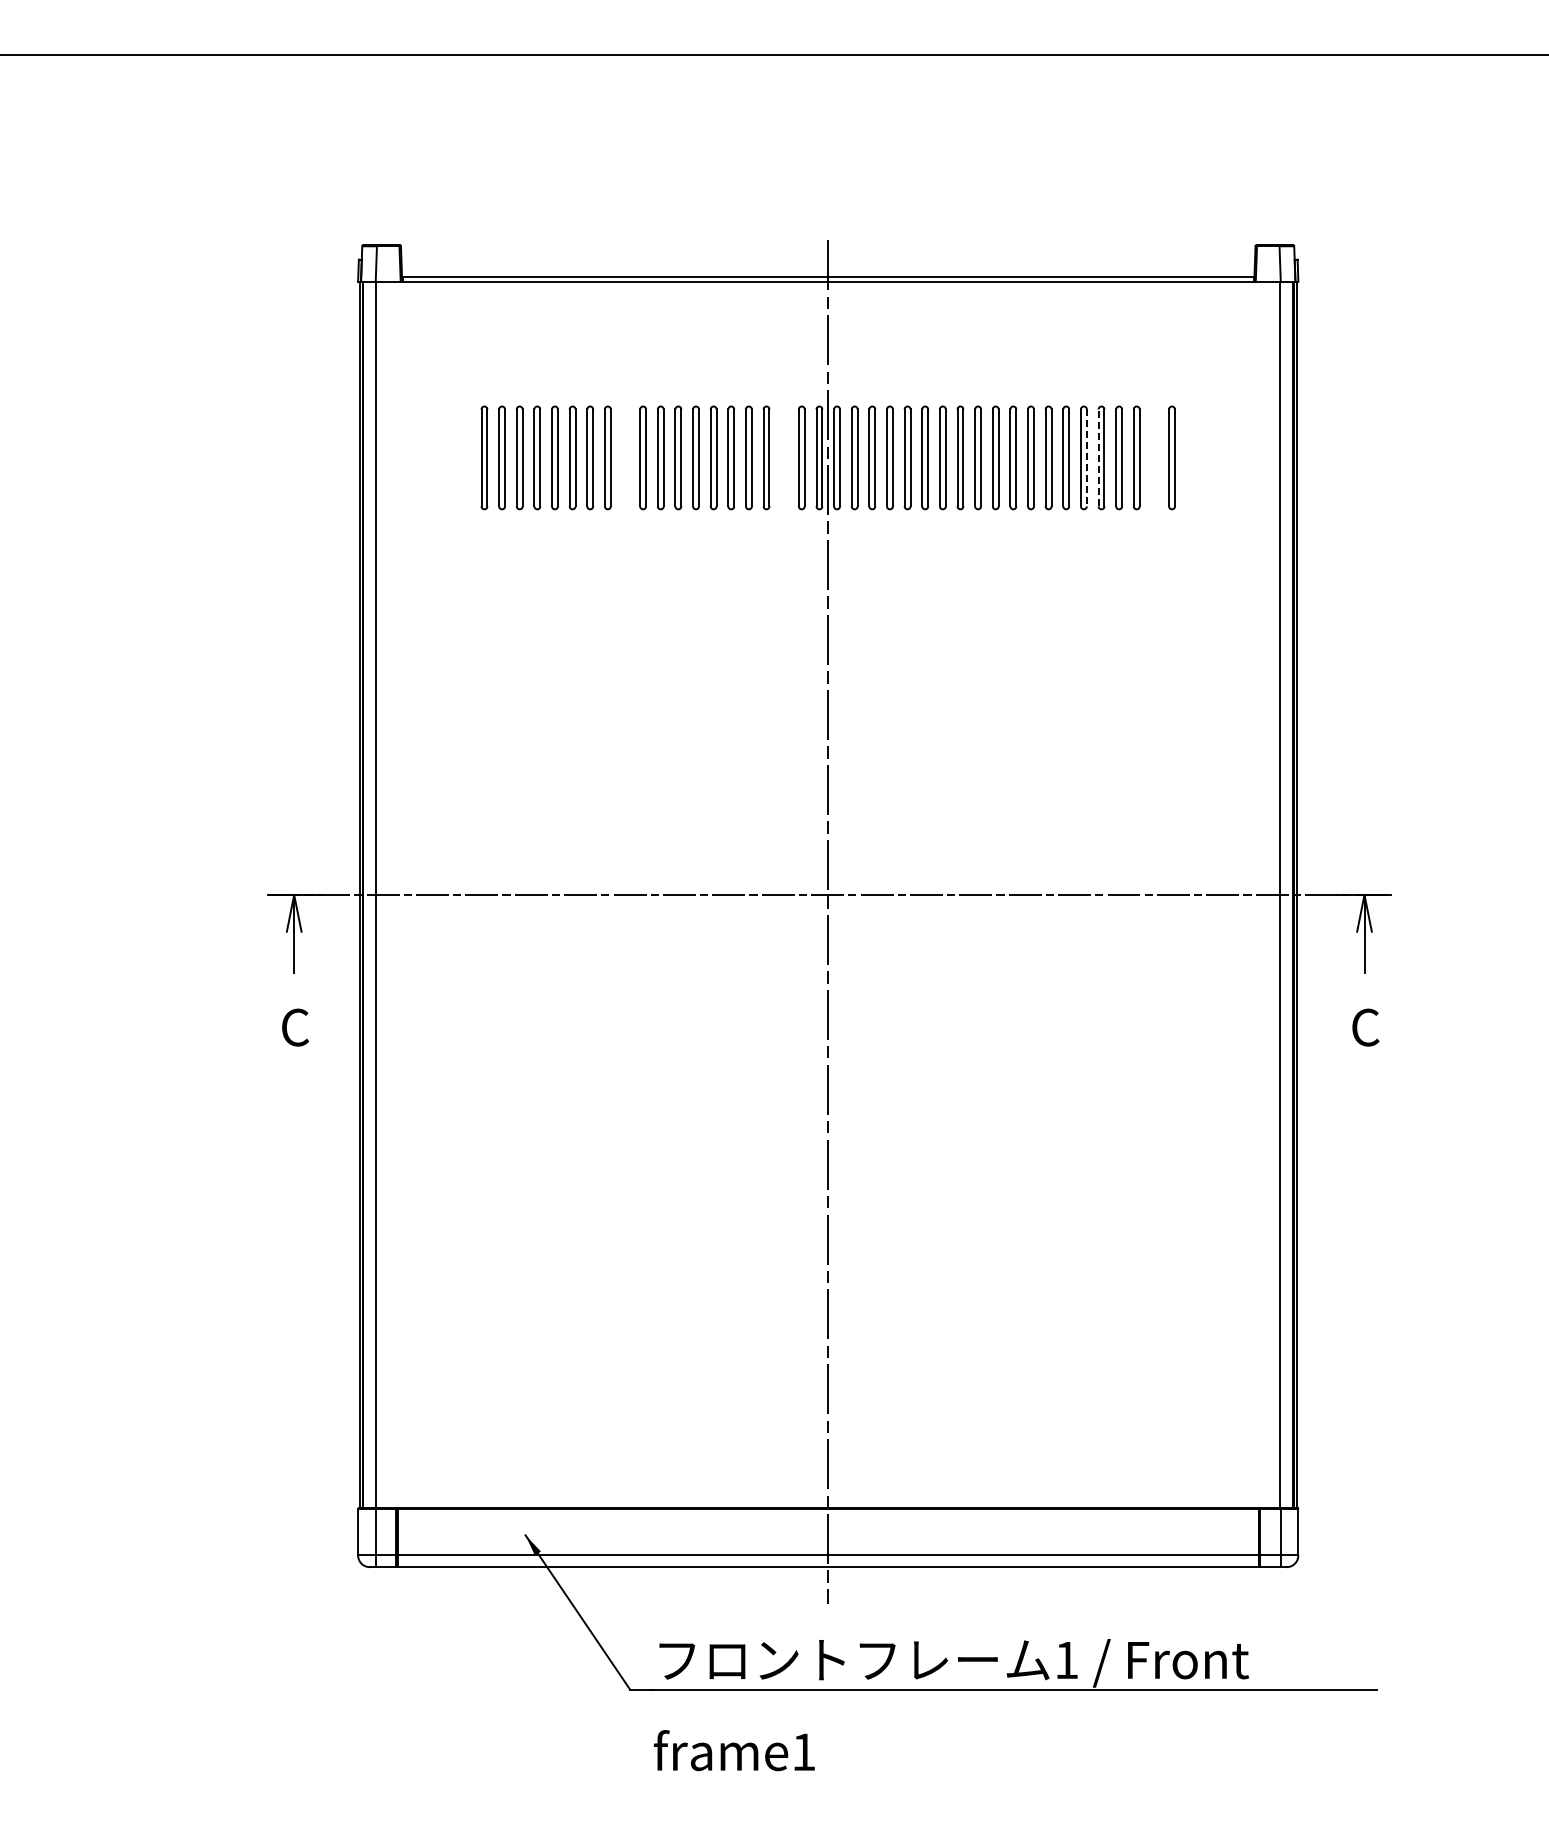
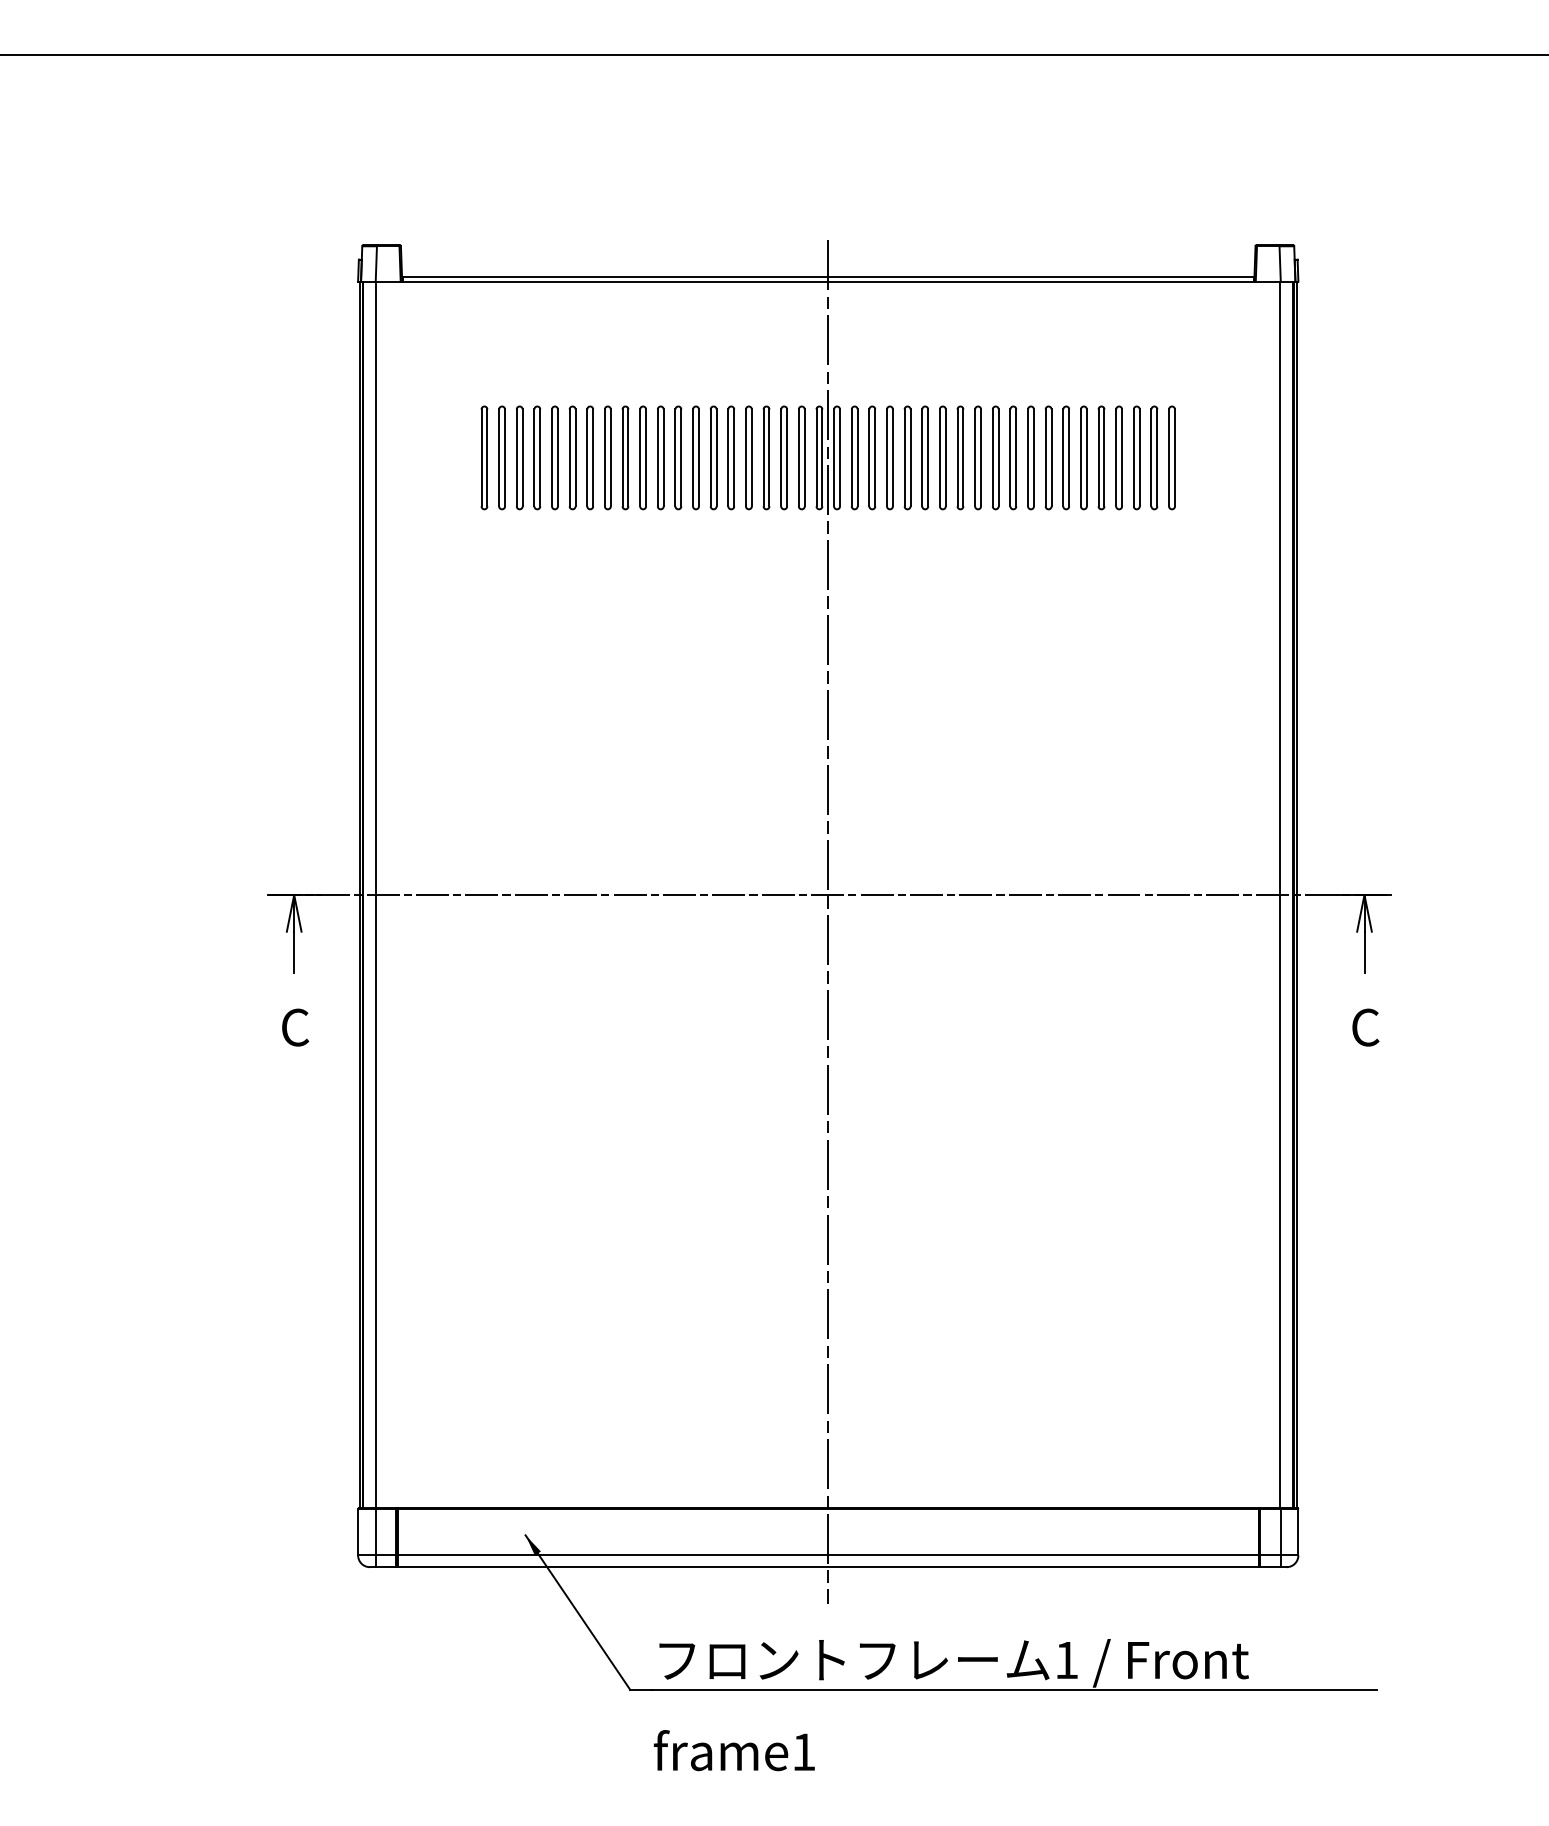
part: none -> present (625, 457)
part: none -> present (783, 457)
line: dashed -> solid (1098, 457)
part: none -> present (1154, 457)
line: dashed -> solid (1086, 458)
